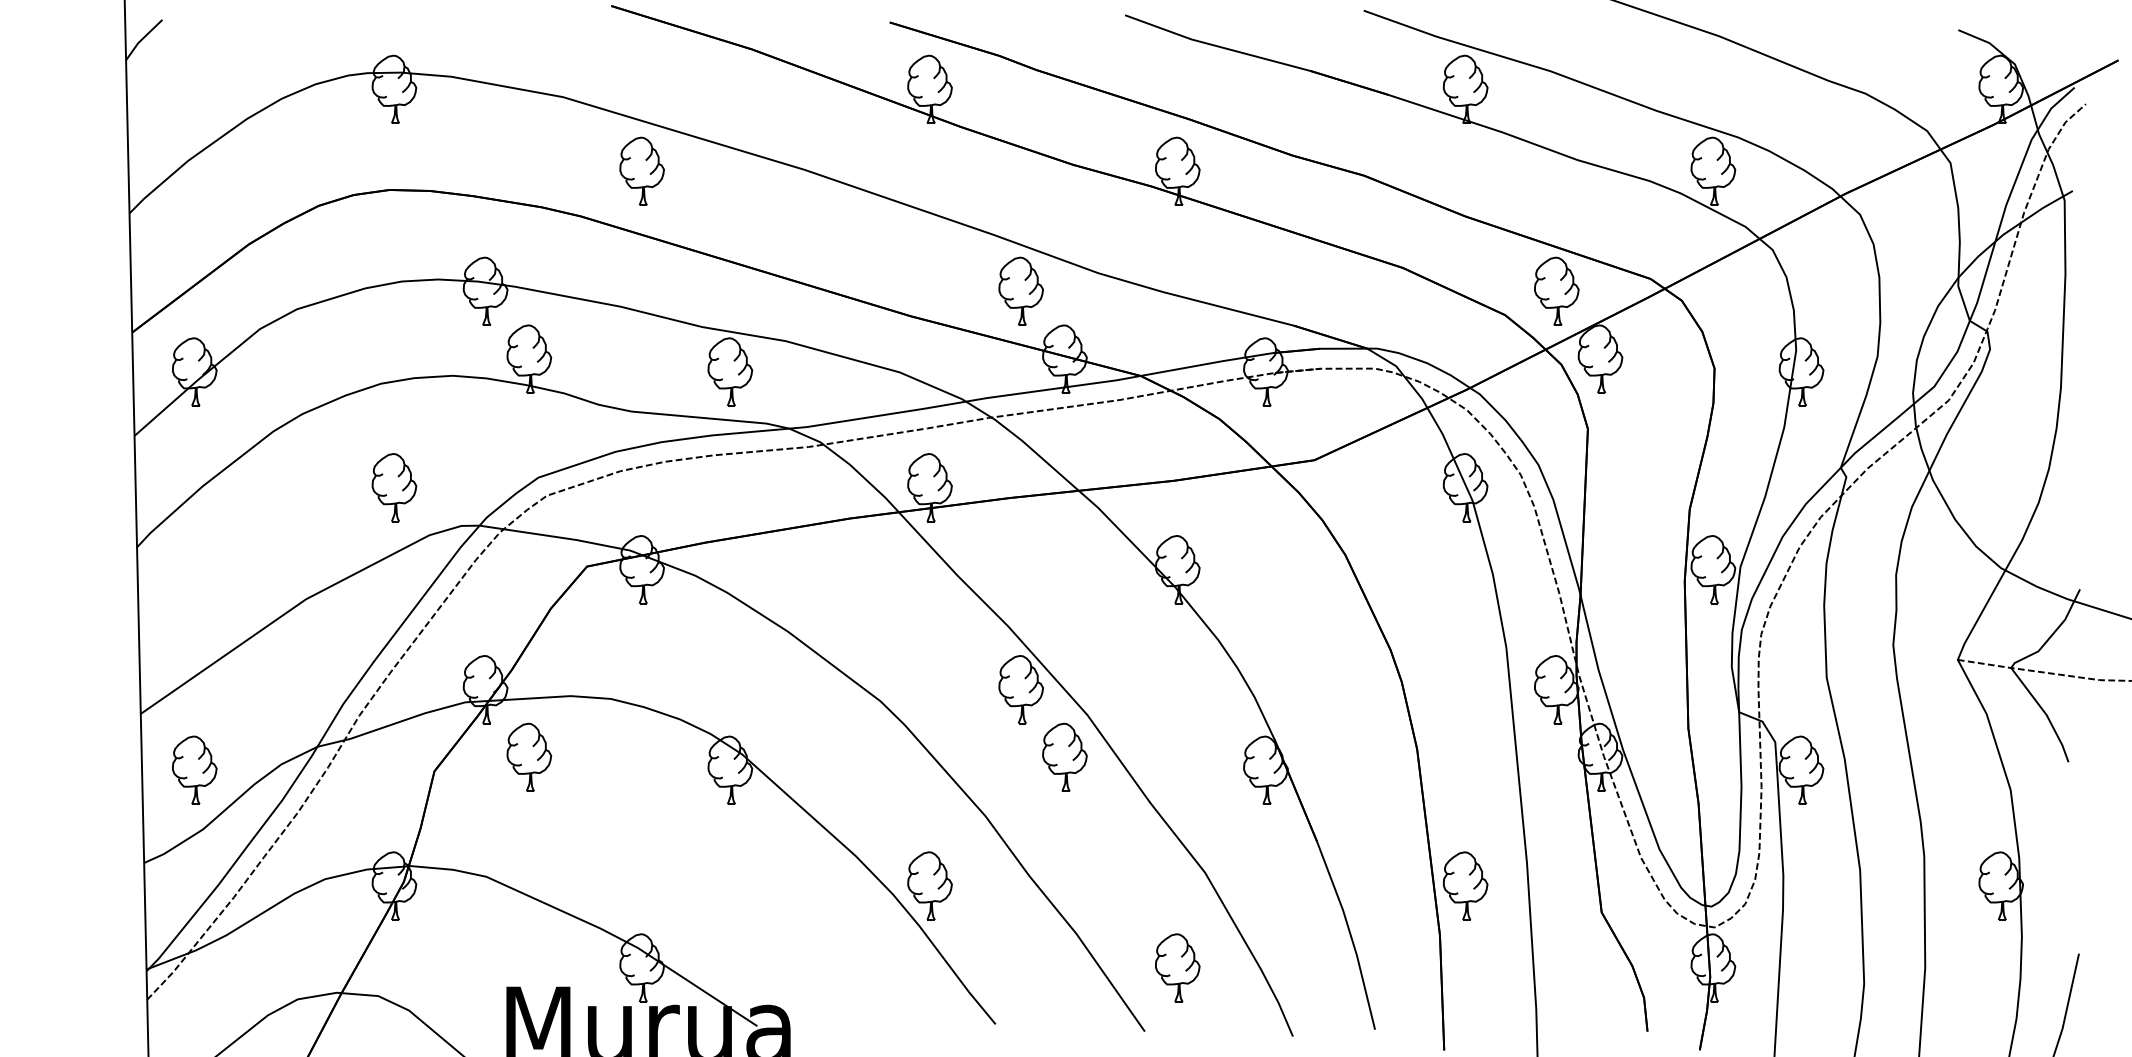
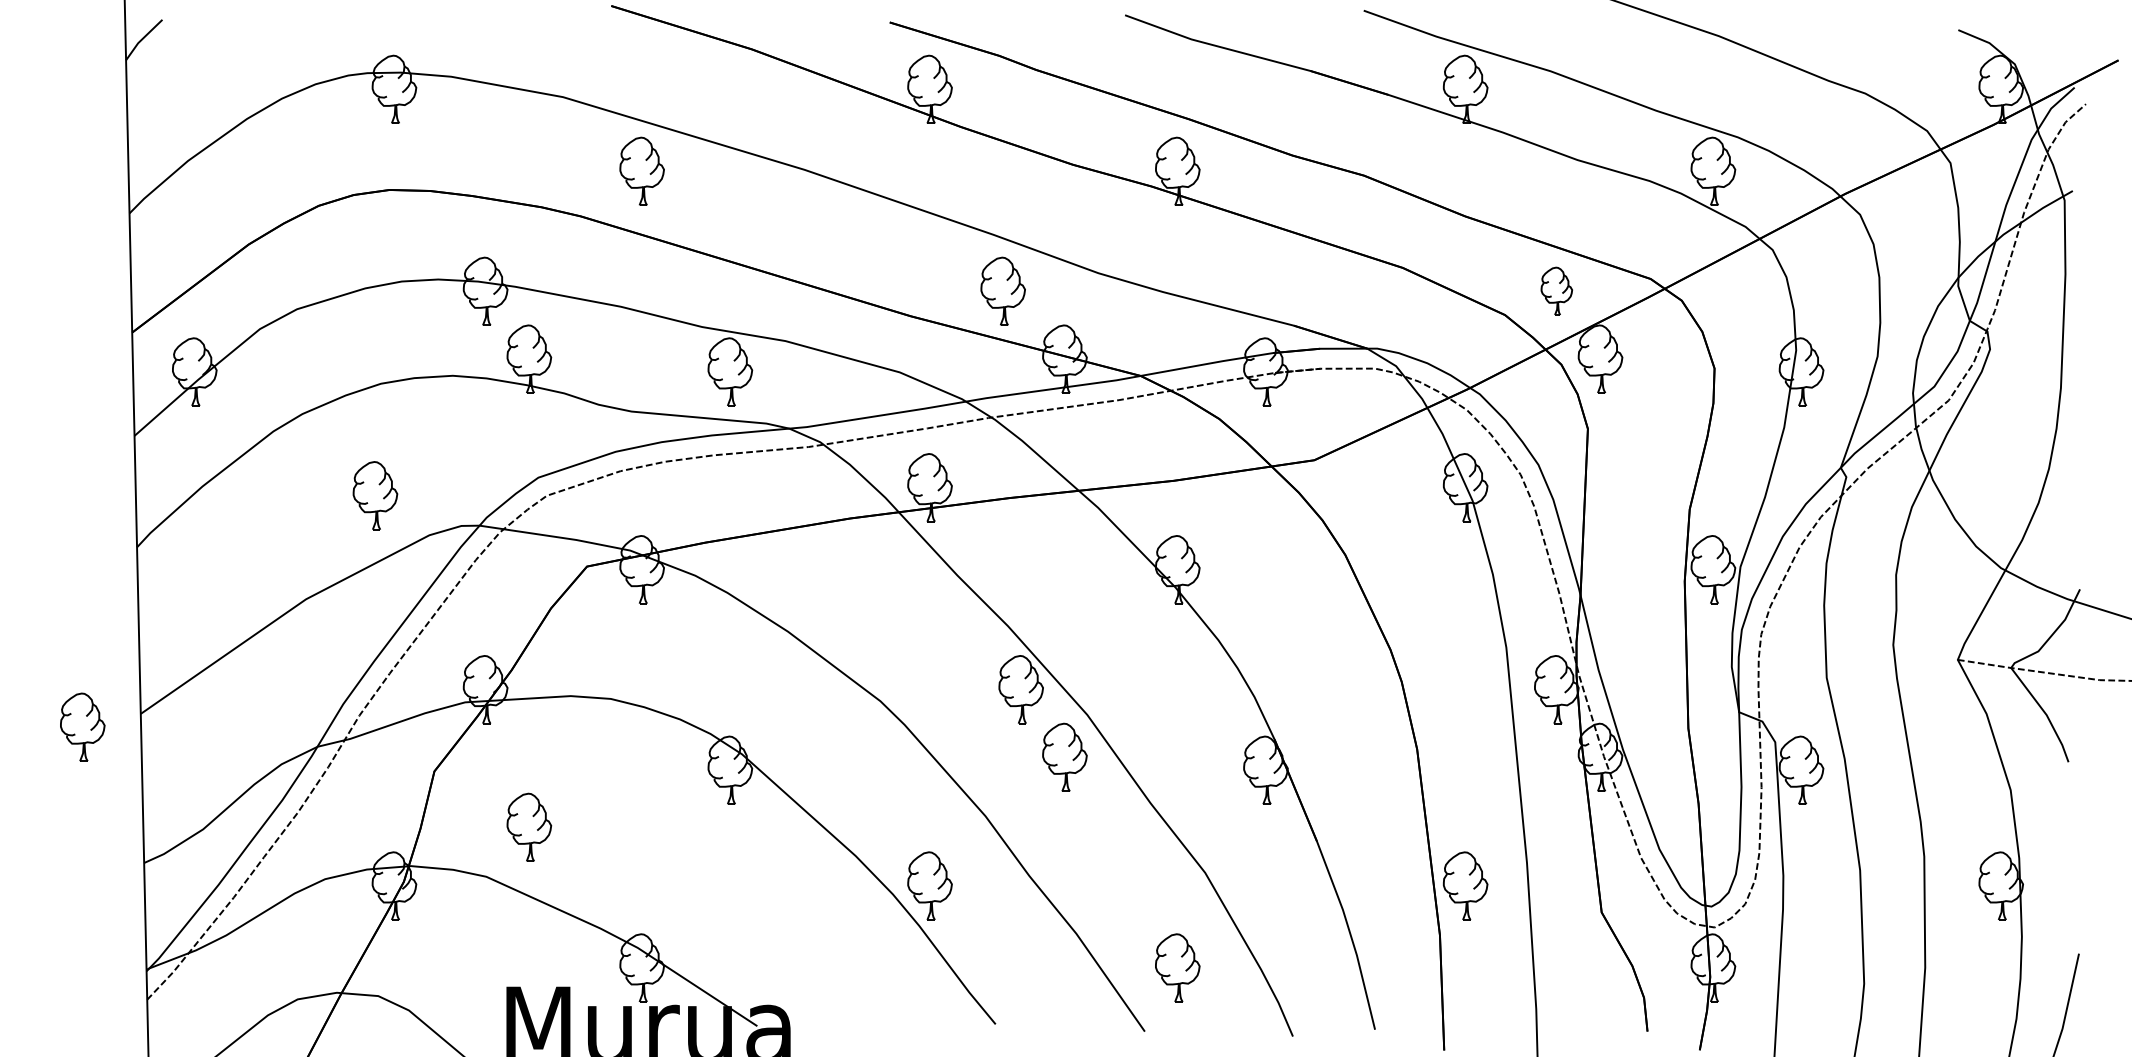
part position: (1020, 290) -> (1002, 290) (1002, 290)
part size: 46x70 px -> 34x50 px (1556, 290)
part position: (394, 487) -> (375, 495) (375, 495)
part position: (529, 756) -> (529, 826) (529, 826)
part position: (194, 769) -> (82, 726) (82, 726)
